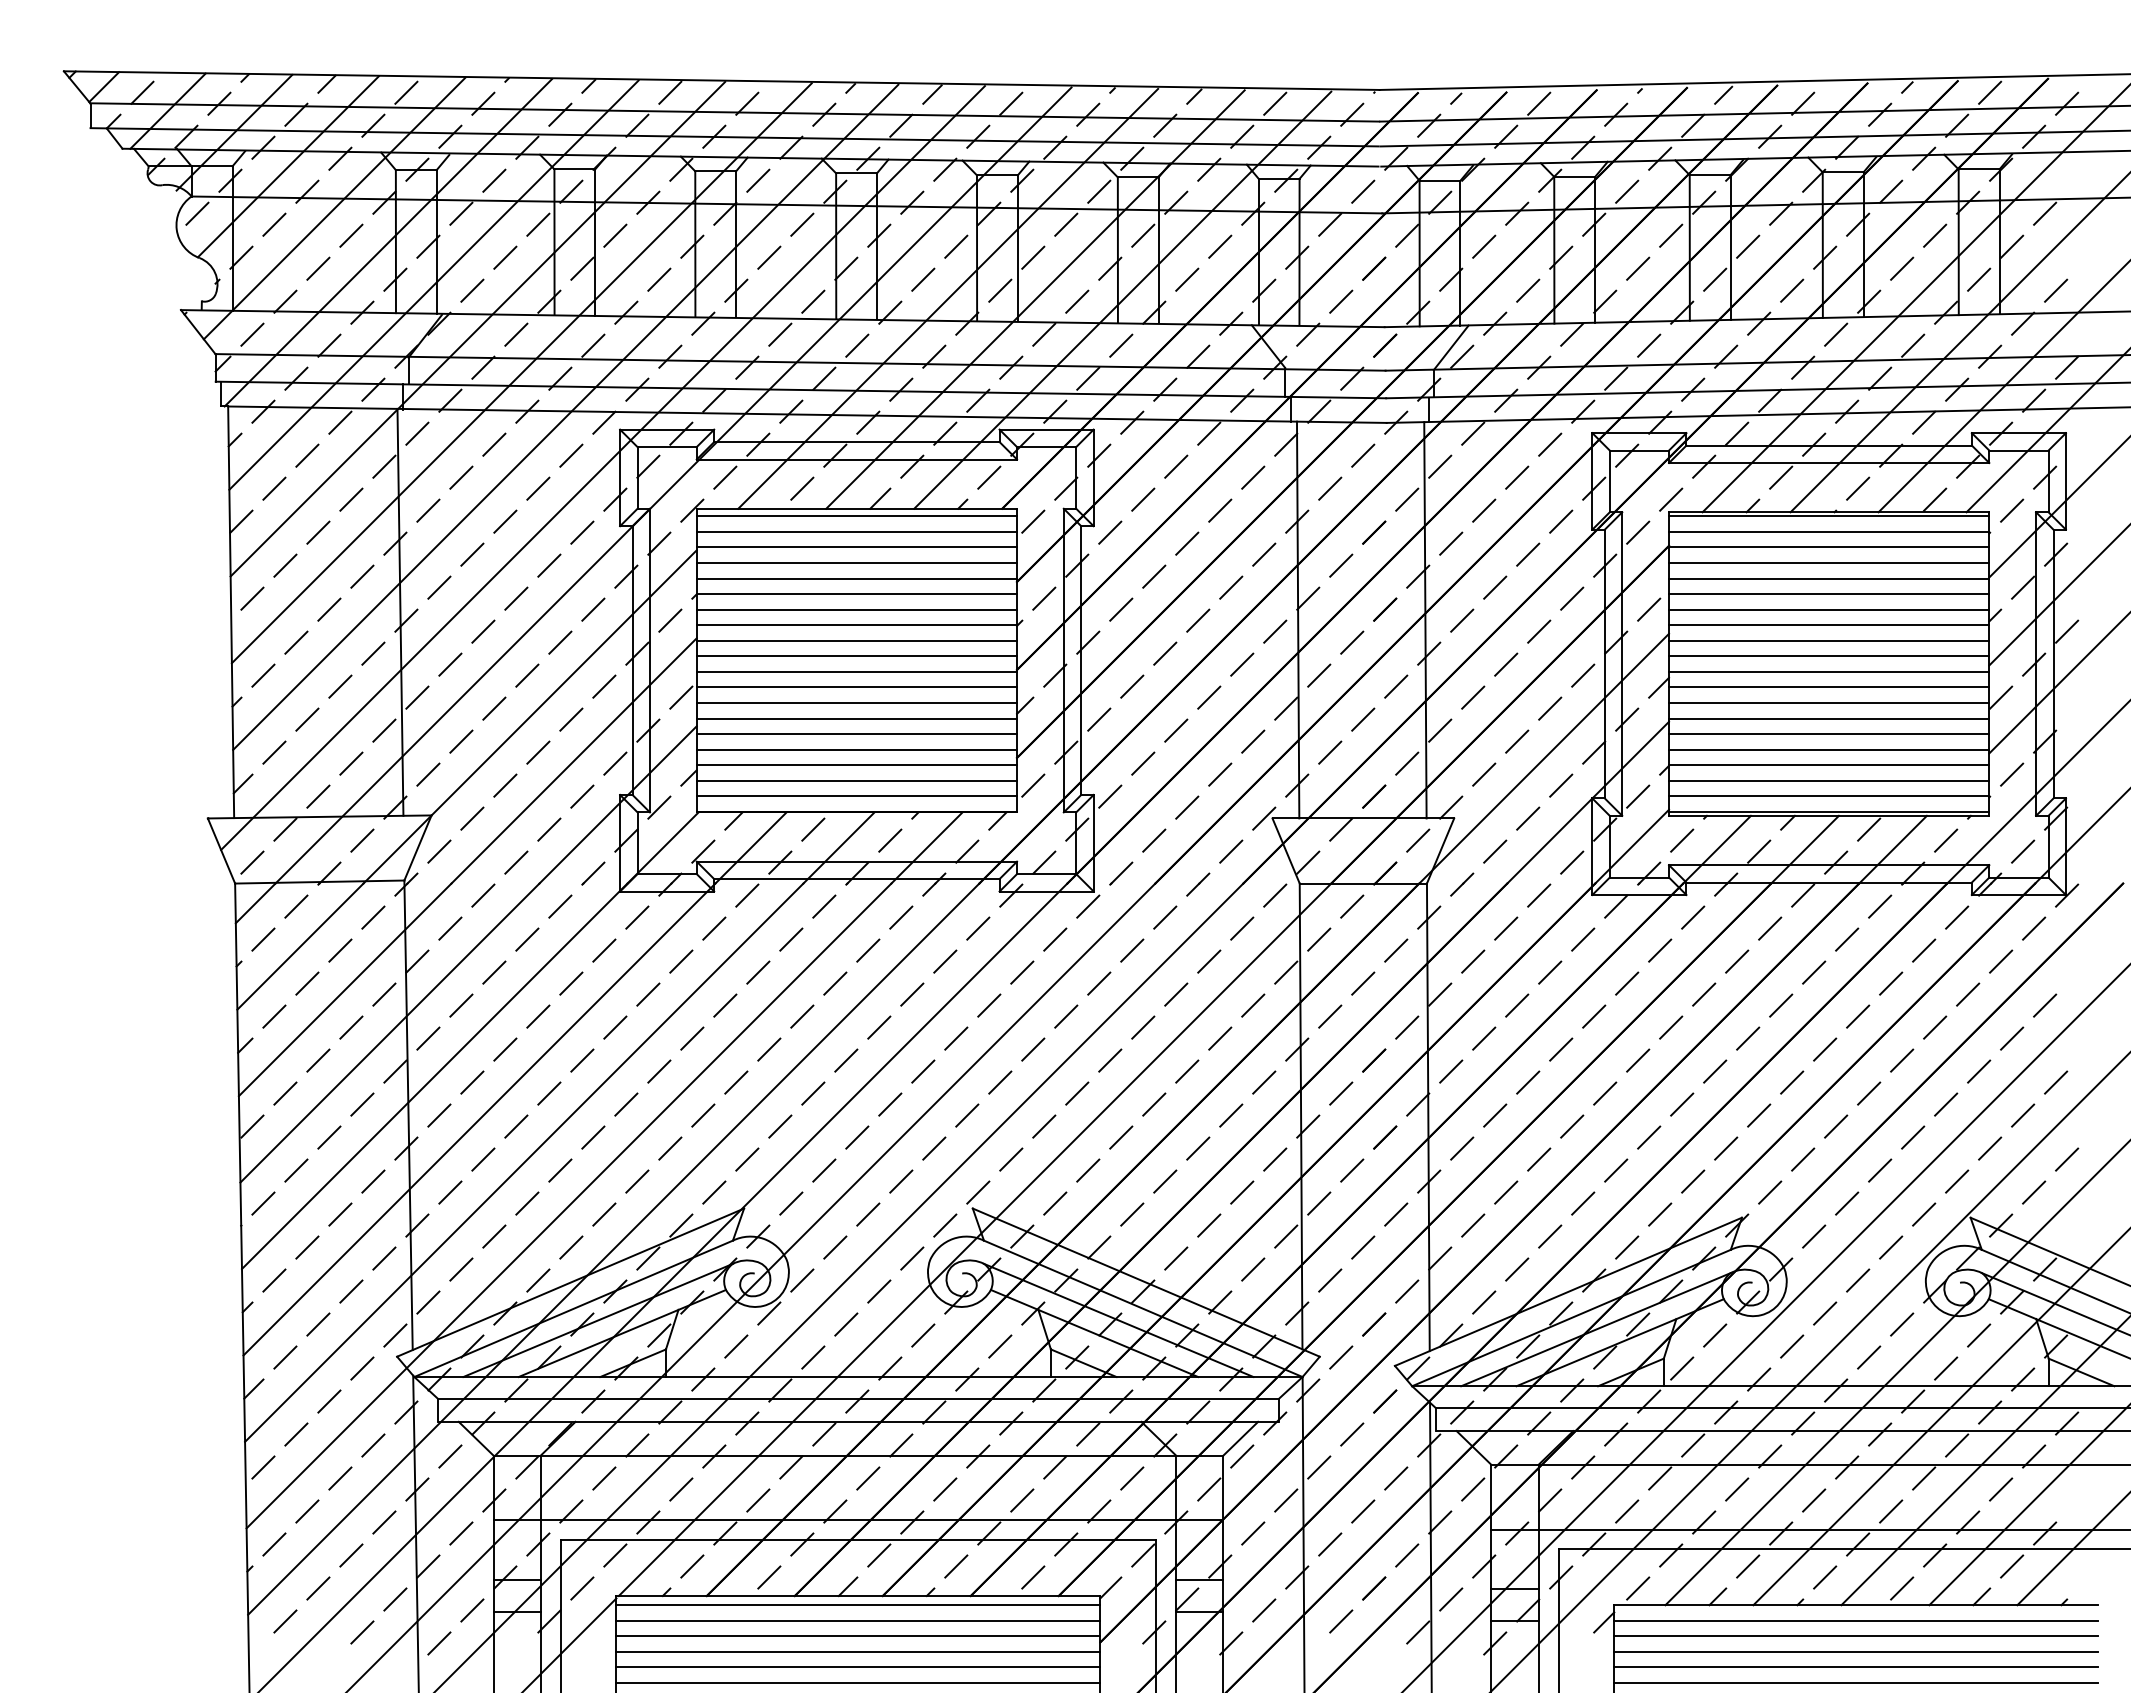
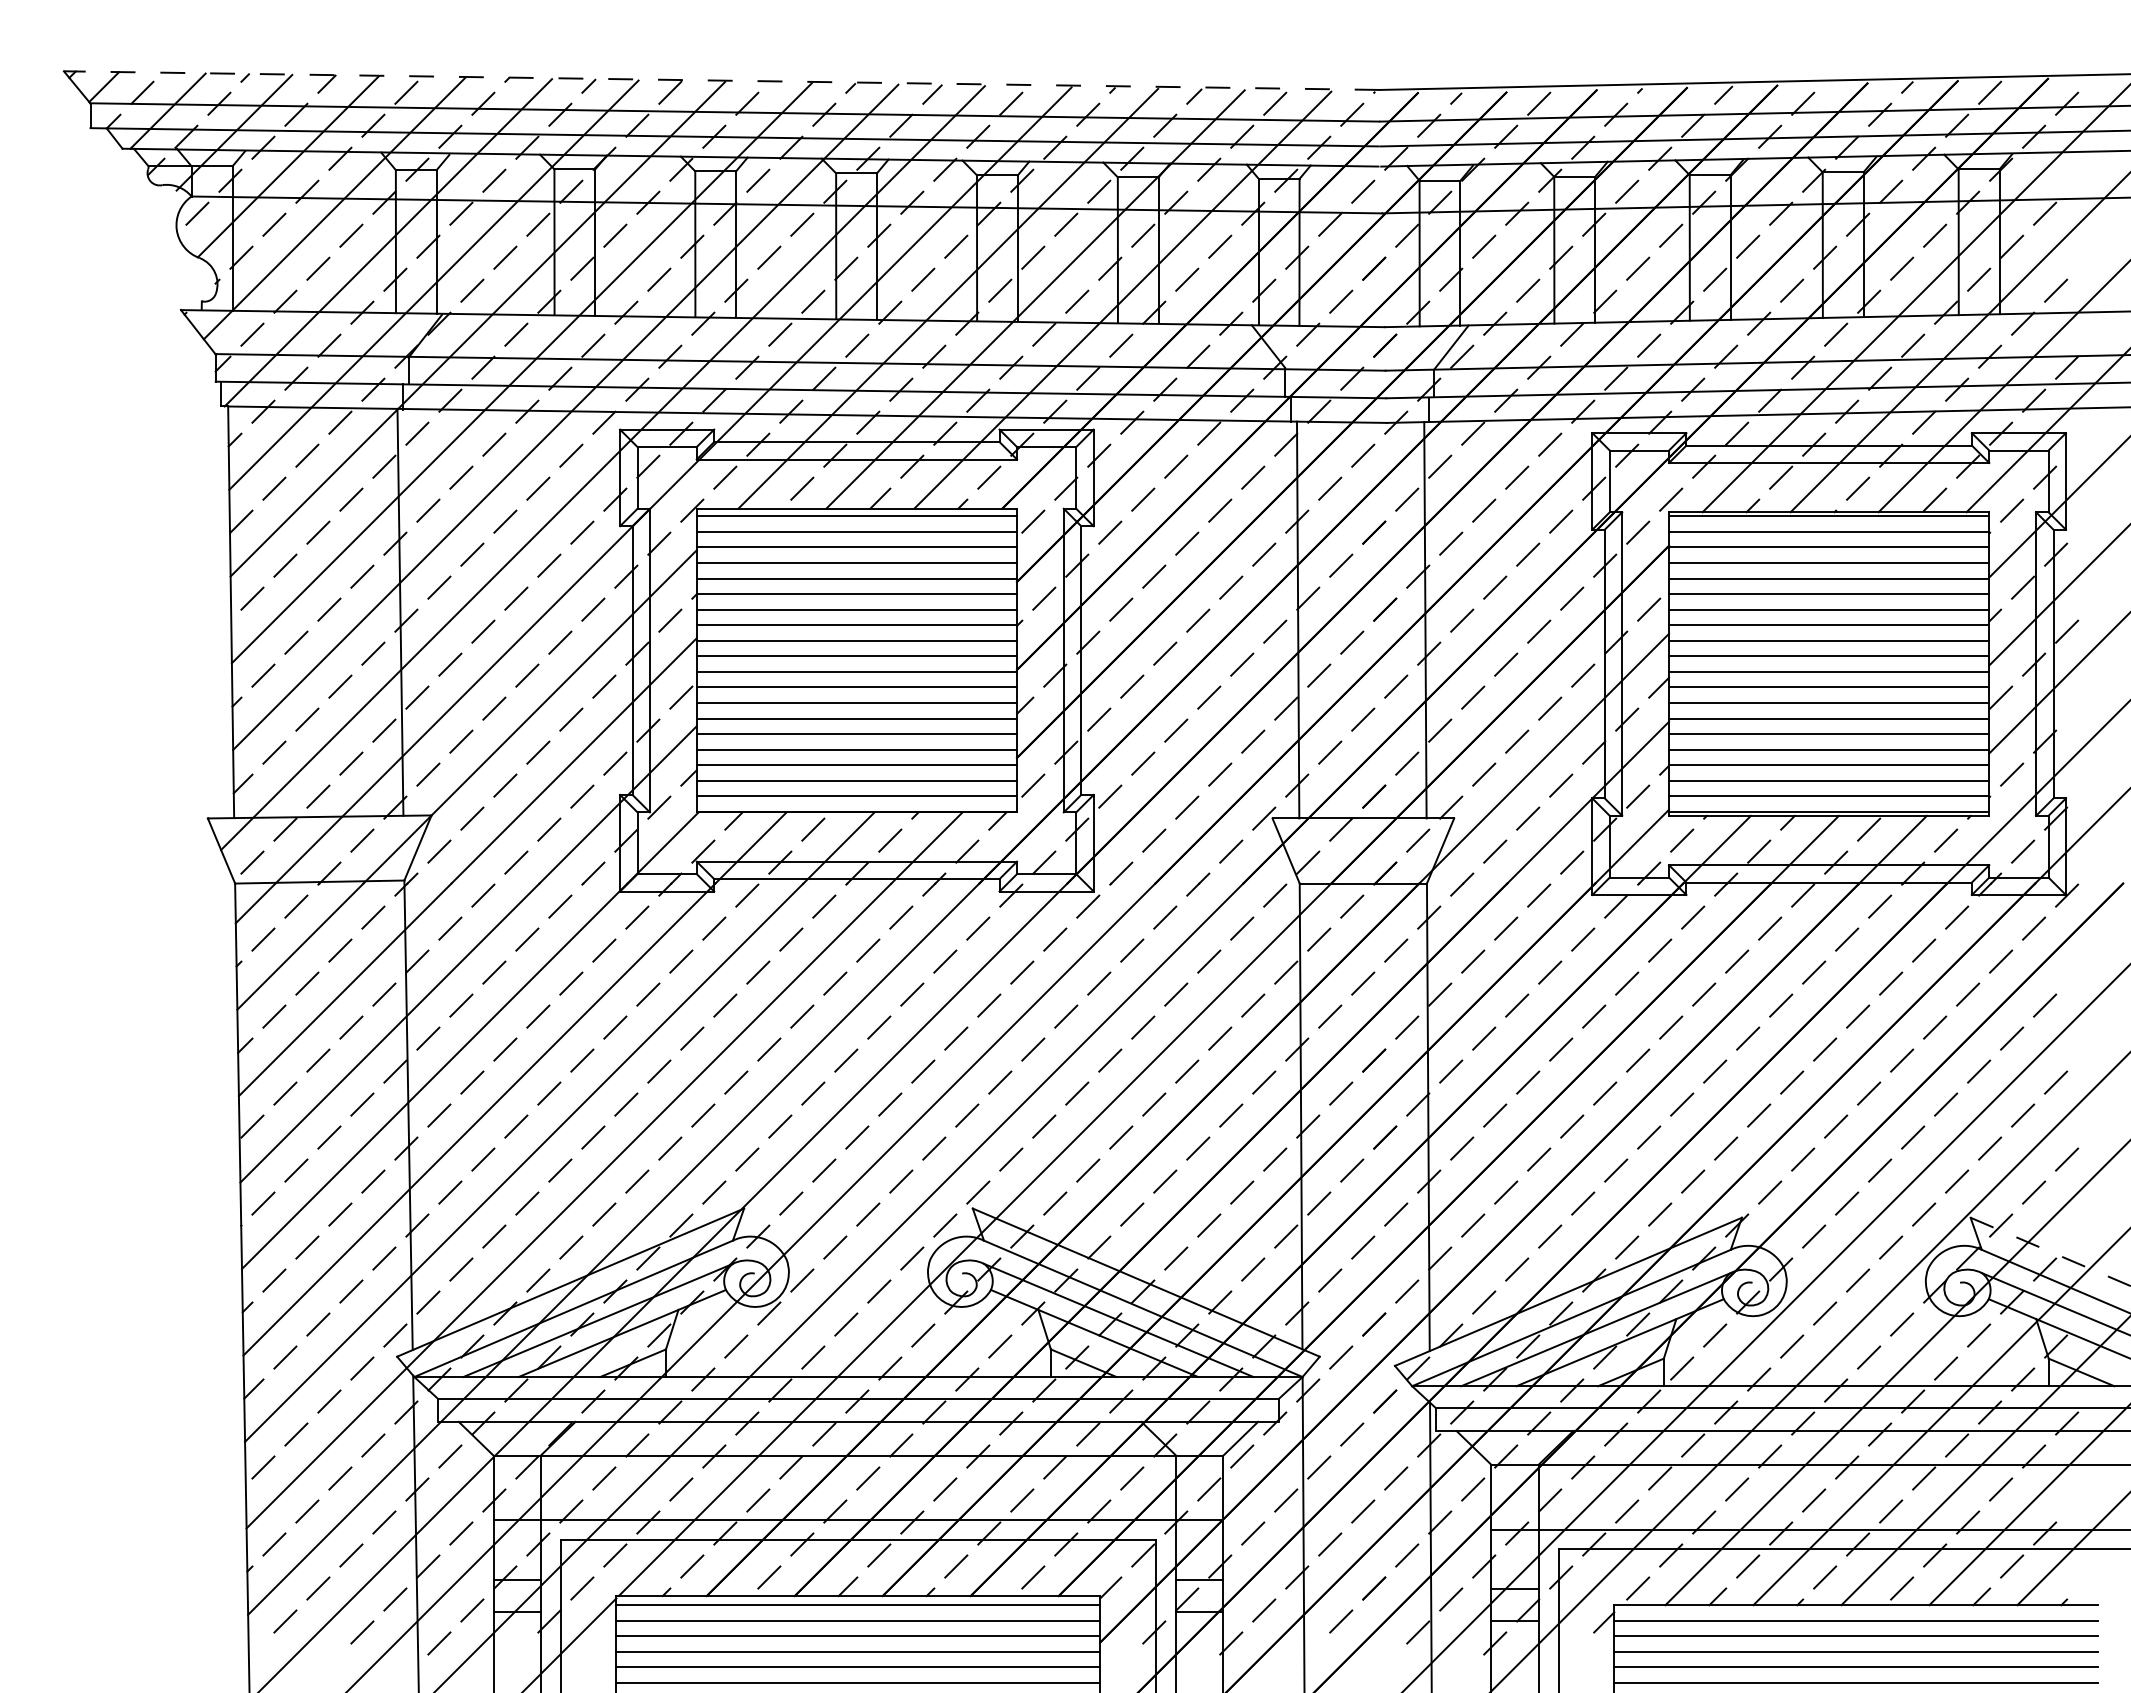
line: solid -> dashed (721, 80)
line: solid -> dashed (2050, 1251)
